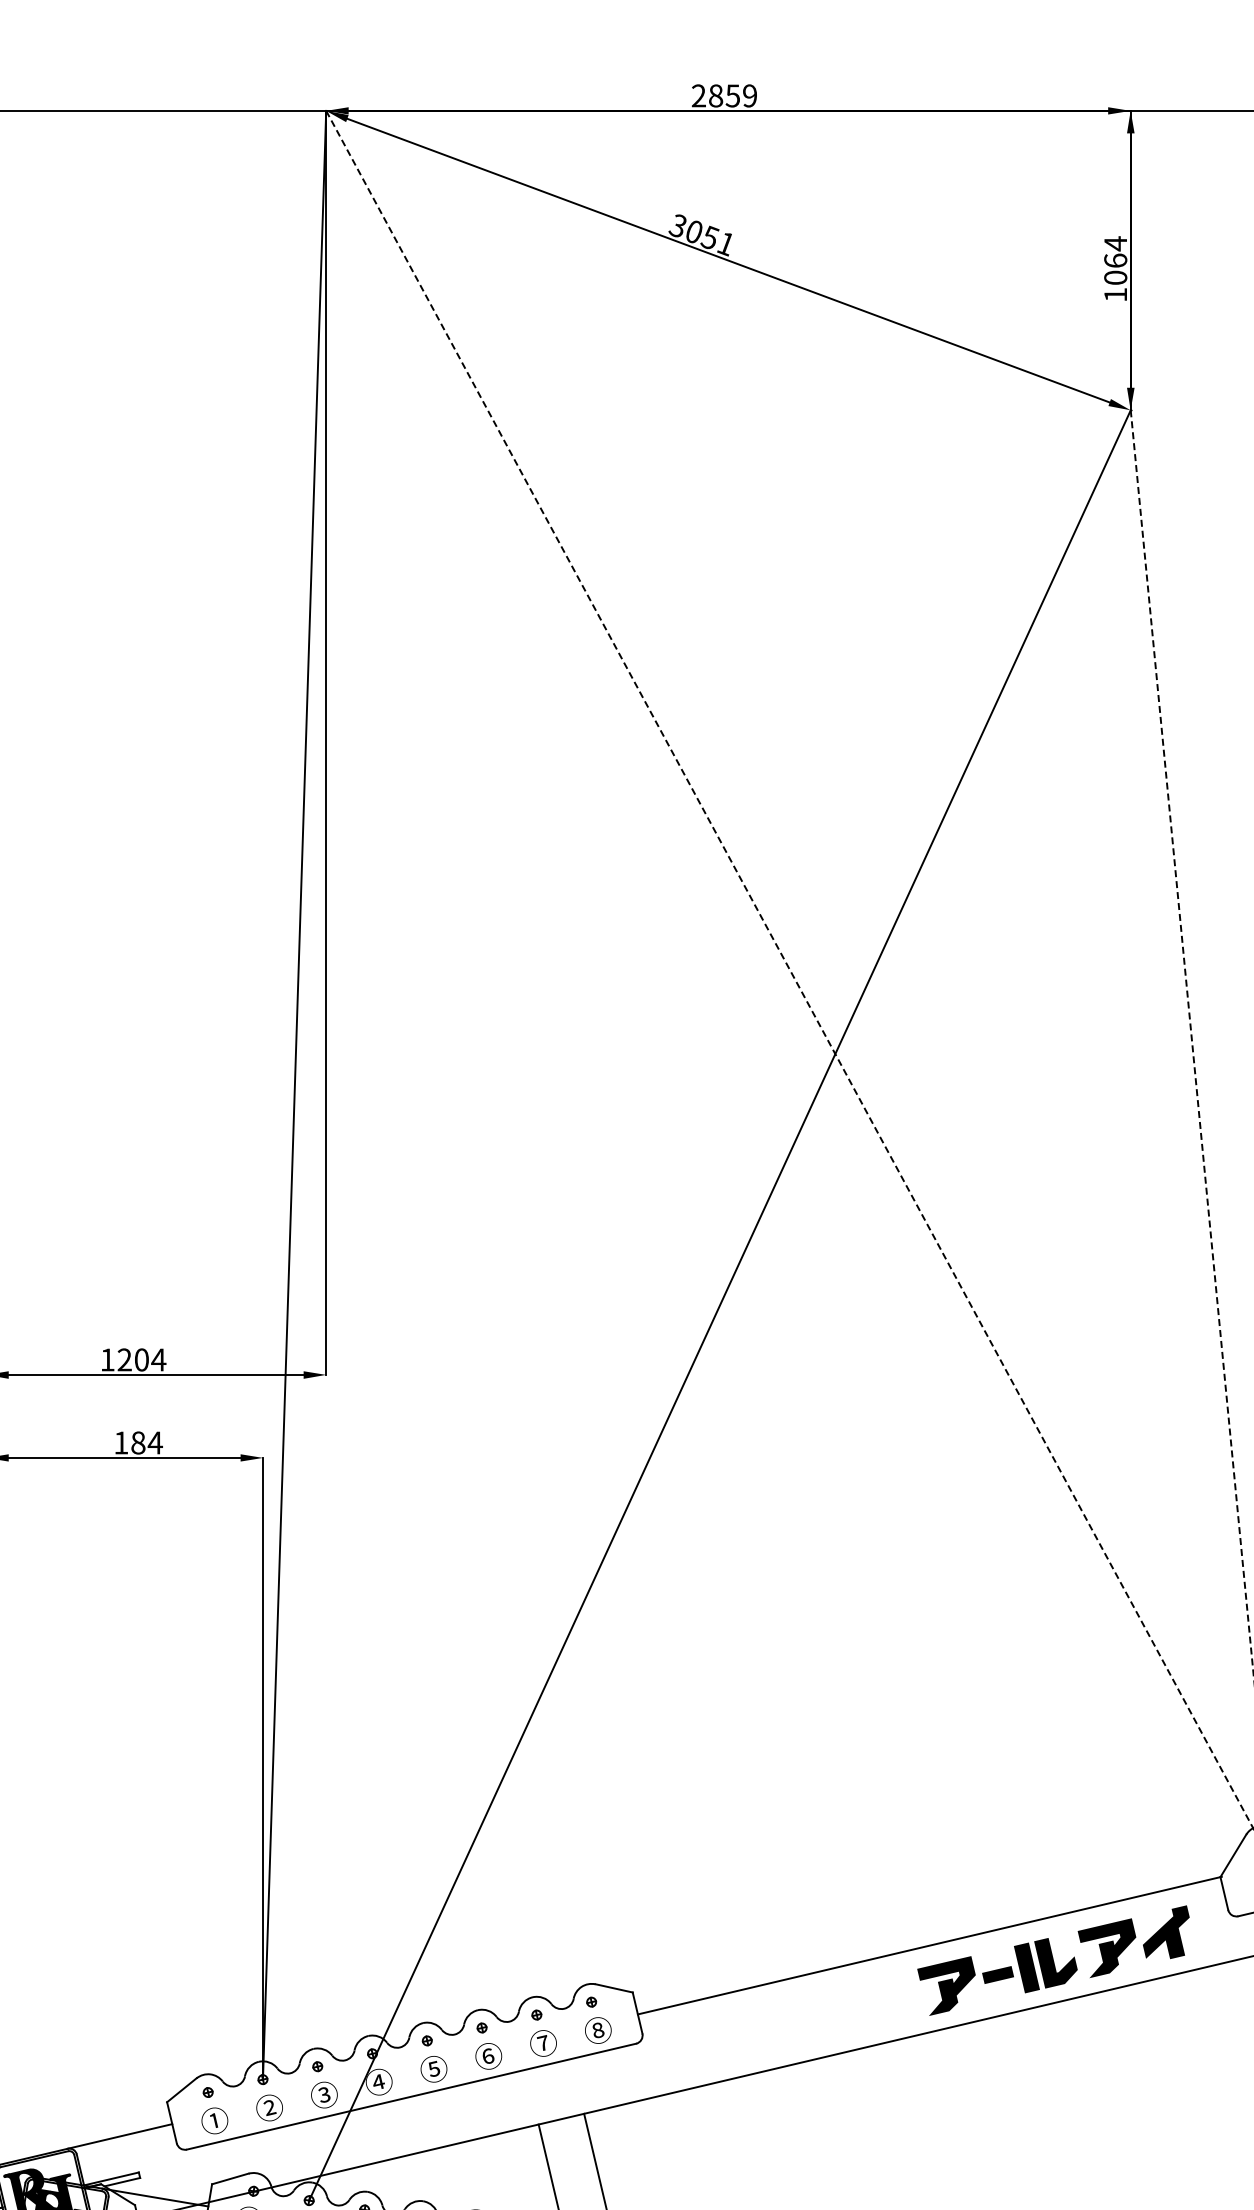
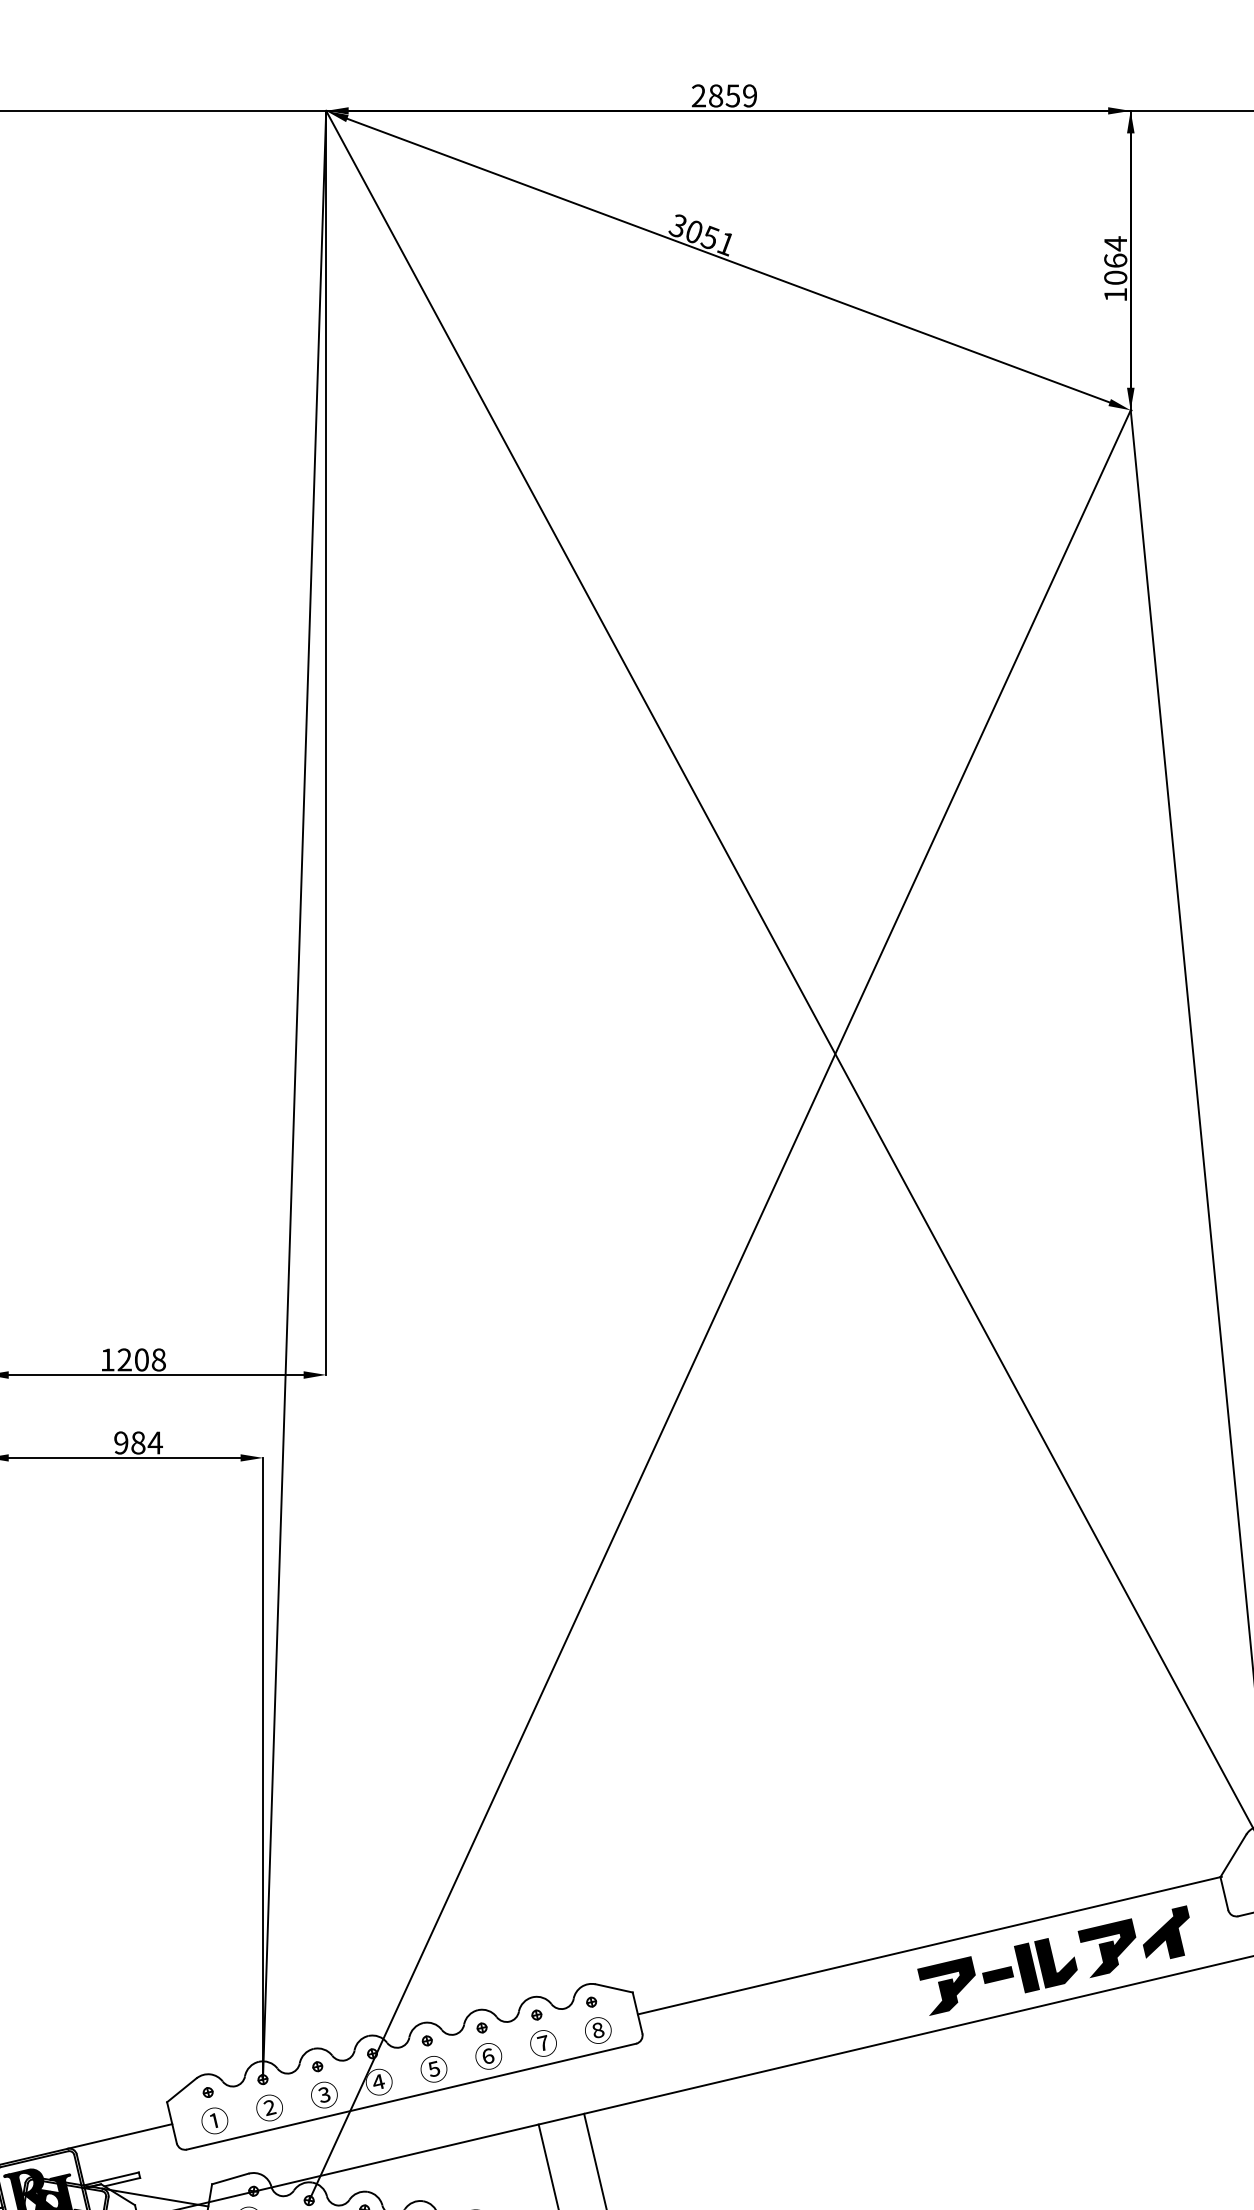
line: dashed -> solid (790, 970)
line: dashed -> solid (1192, 1044)
text: 1204 -> 1208 (158, 1359)
text: 184 -> 984 (121, 1442)
